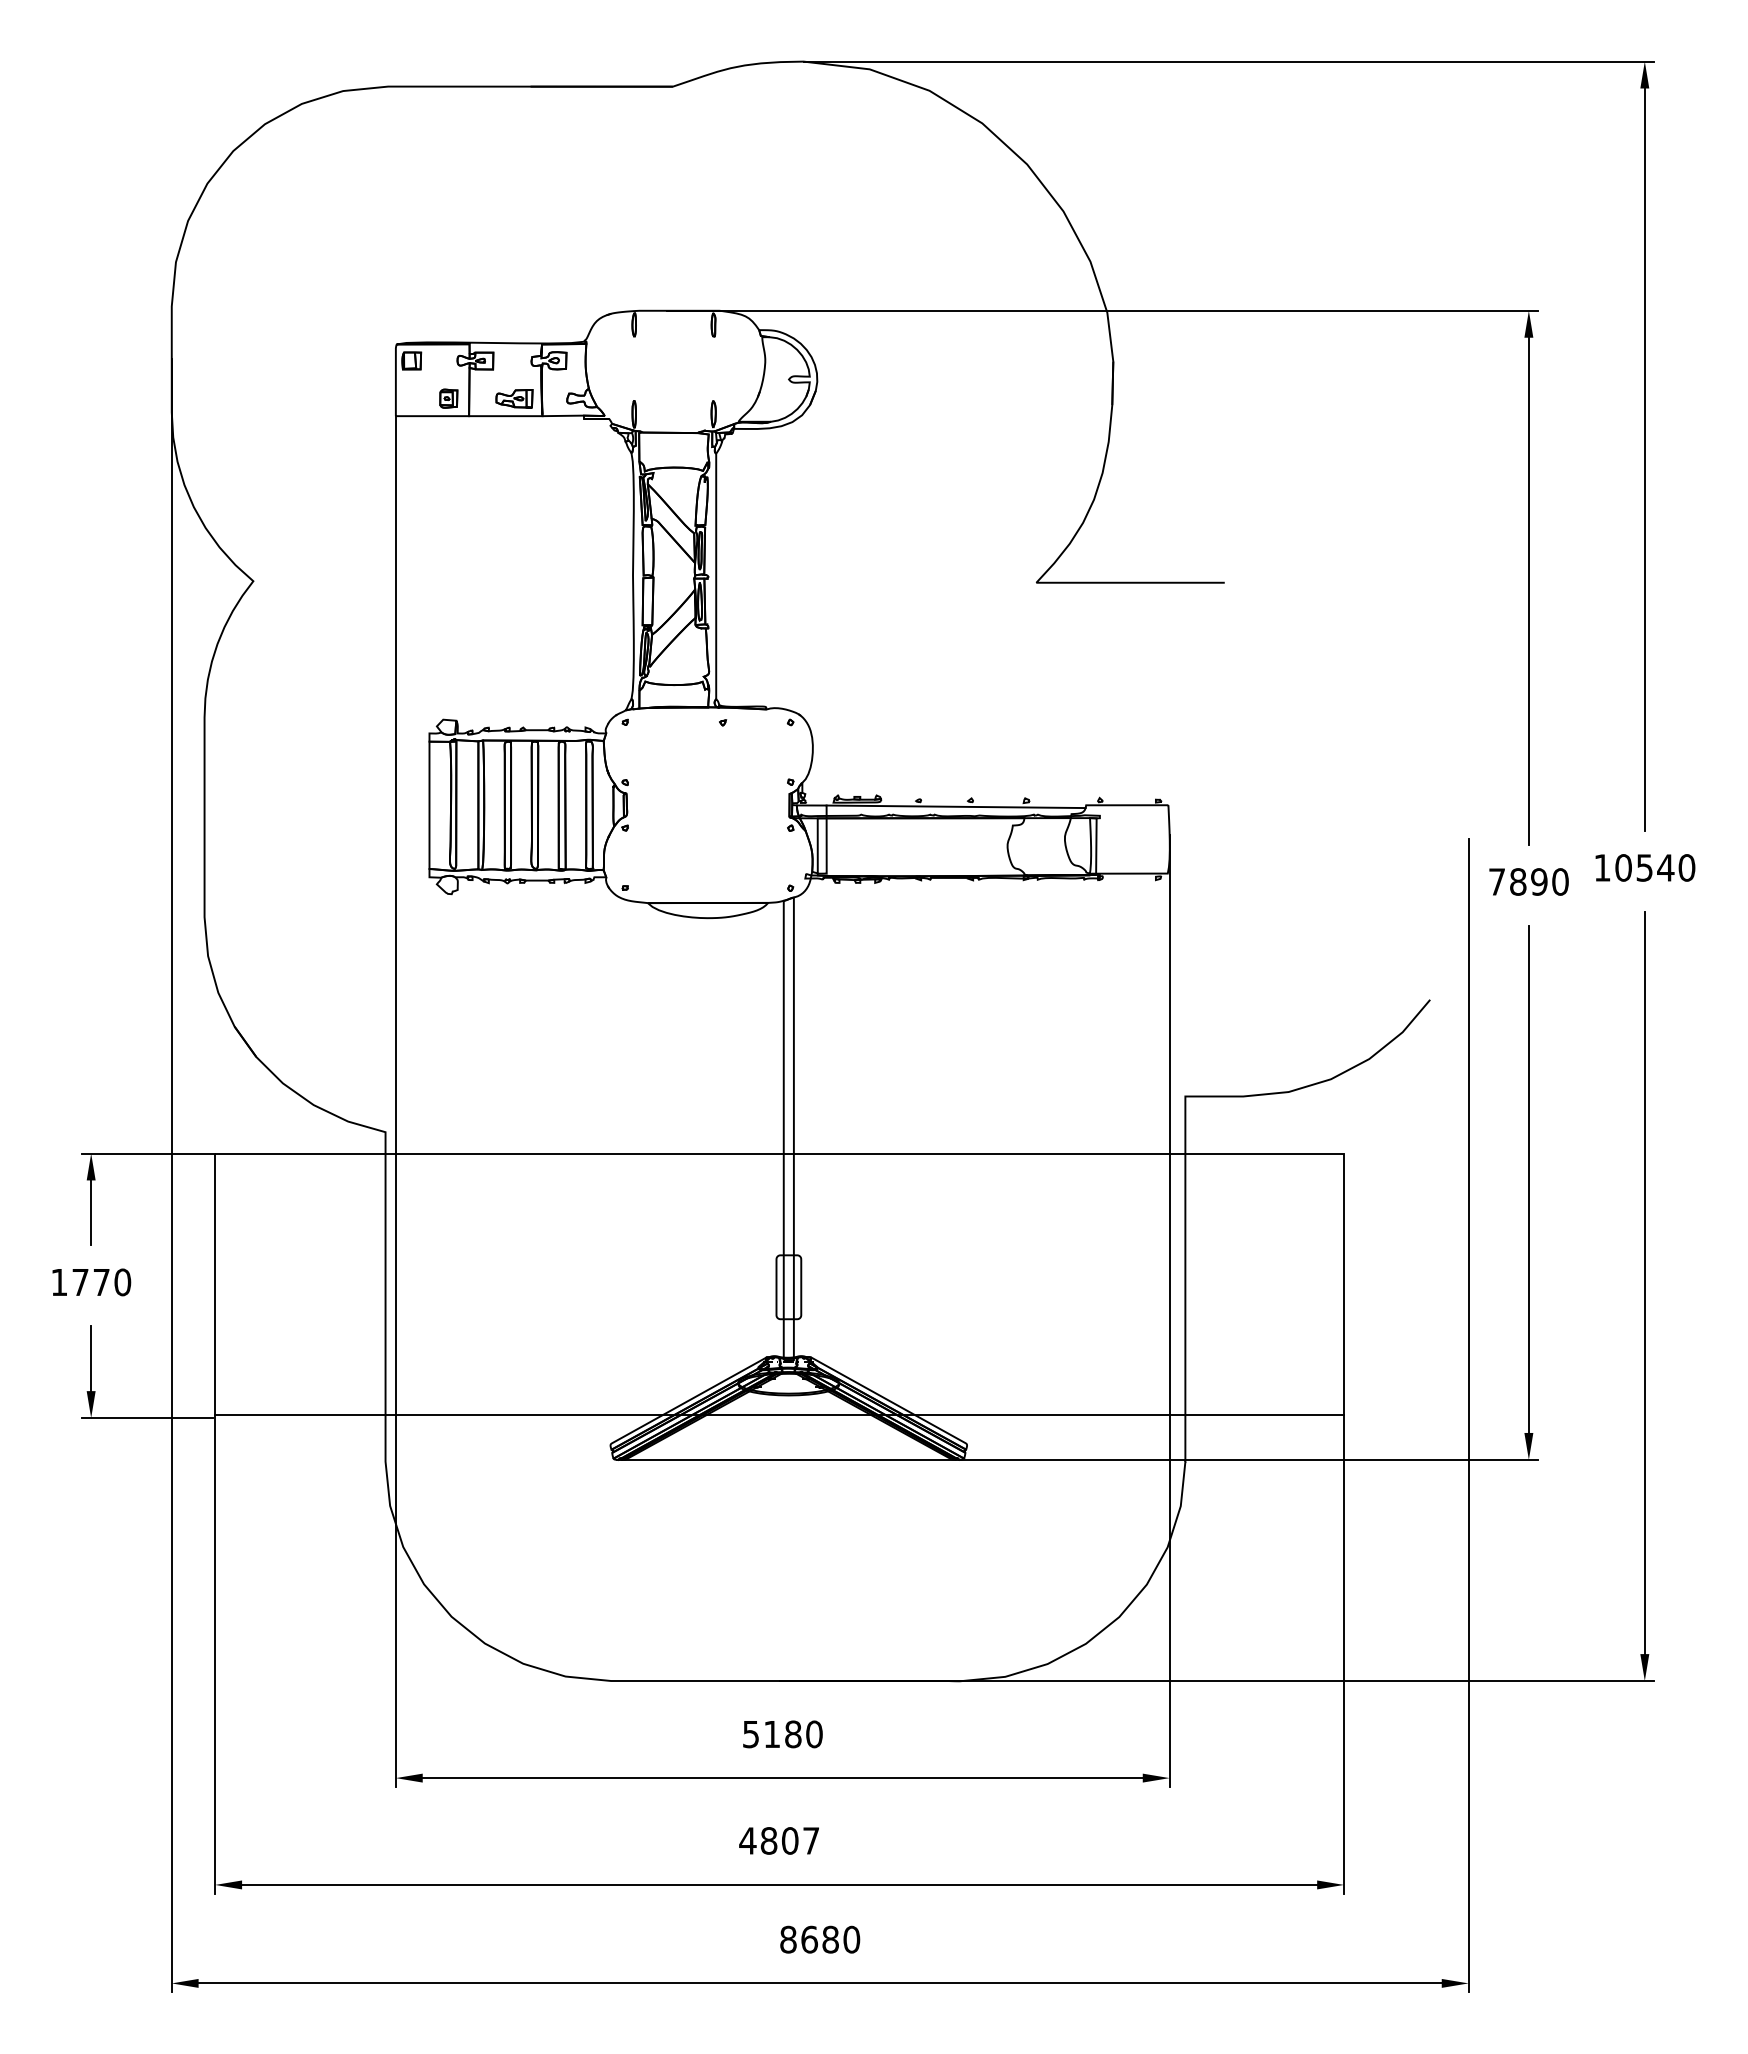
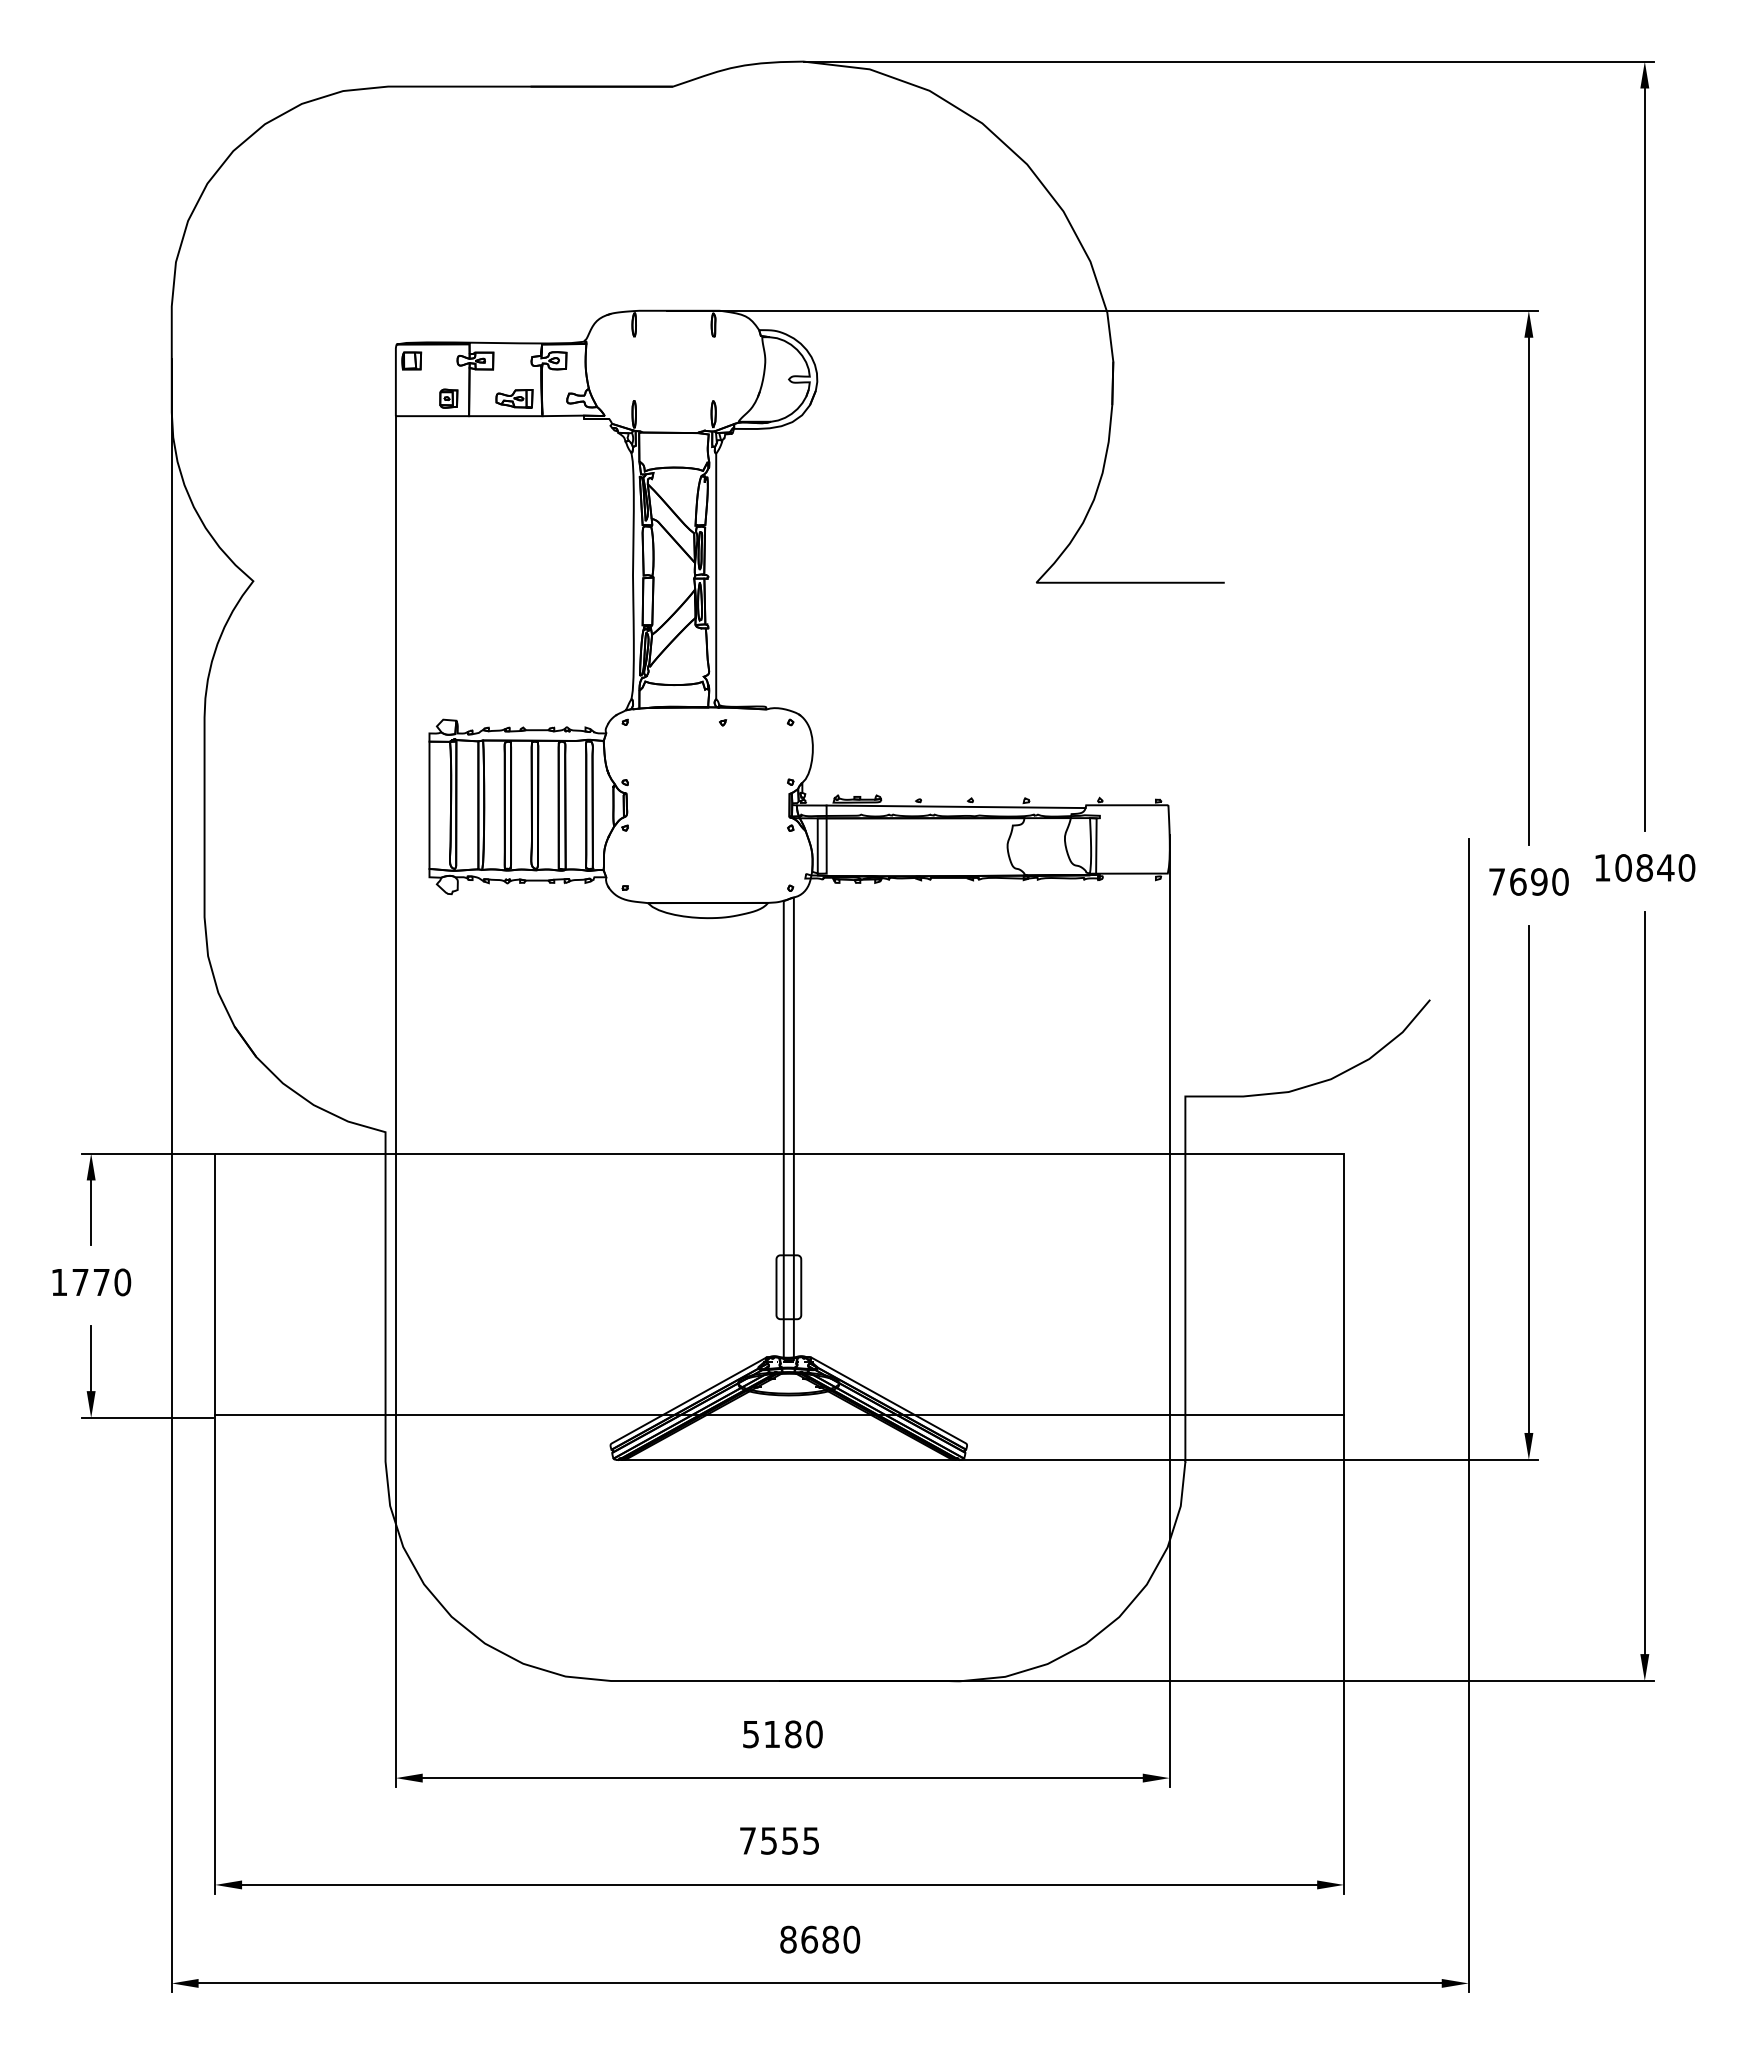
text: 10540 -> 10840 (1644, 867)
text: 7890 -> 7690 (1518, 881)
text: 4807 -> 7555 (779, 1840)
